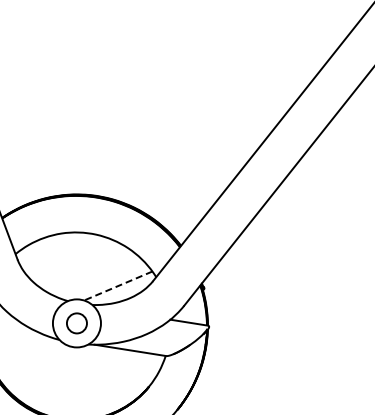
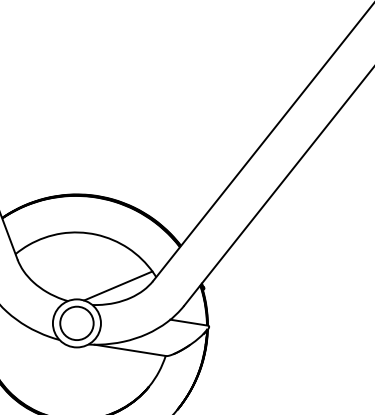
line: dashed -> solid (117, 286)
circle diameter: 20 px -> 33 px (76, 323)
